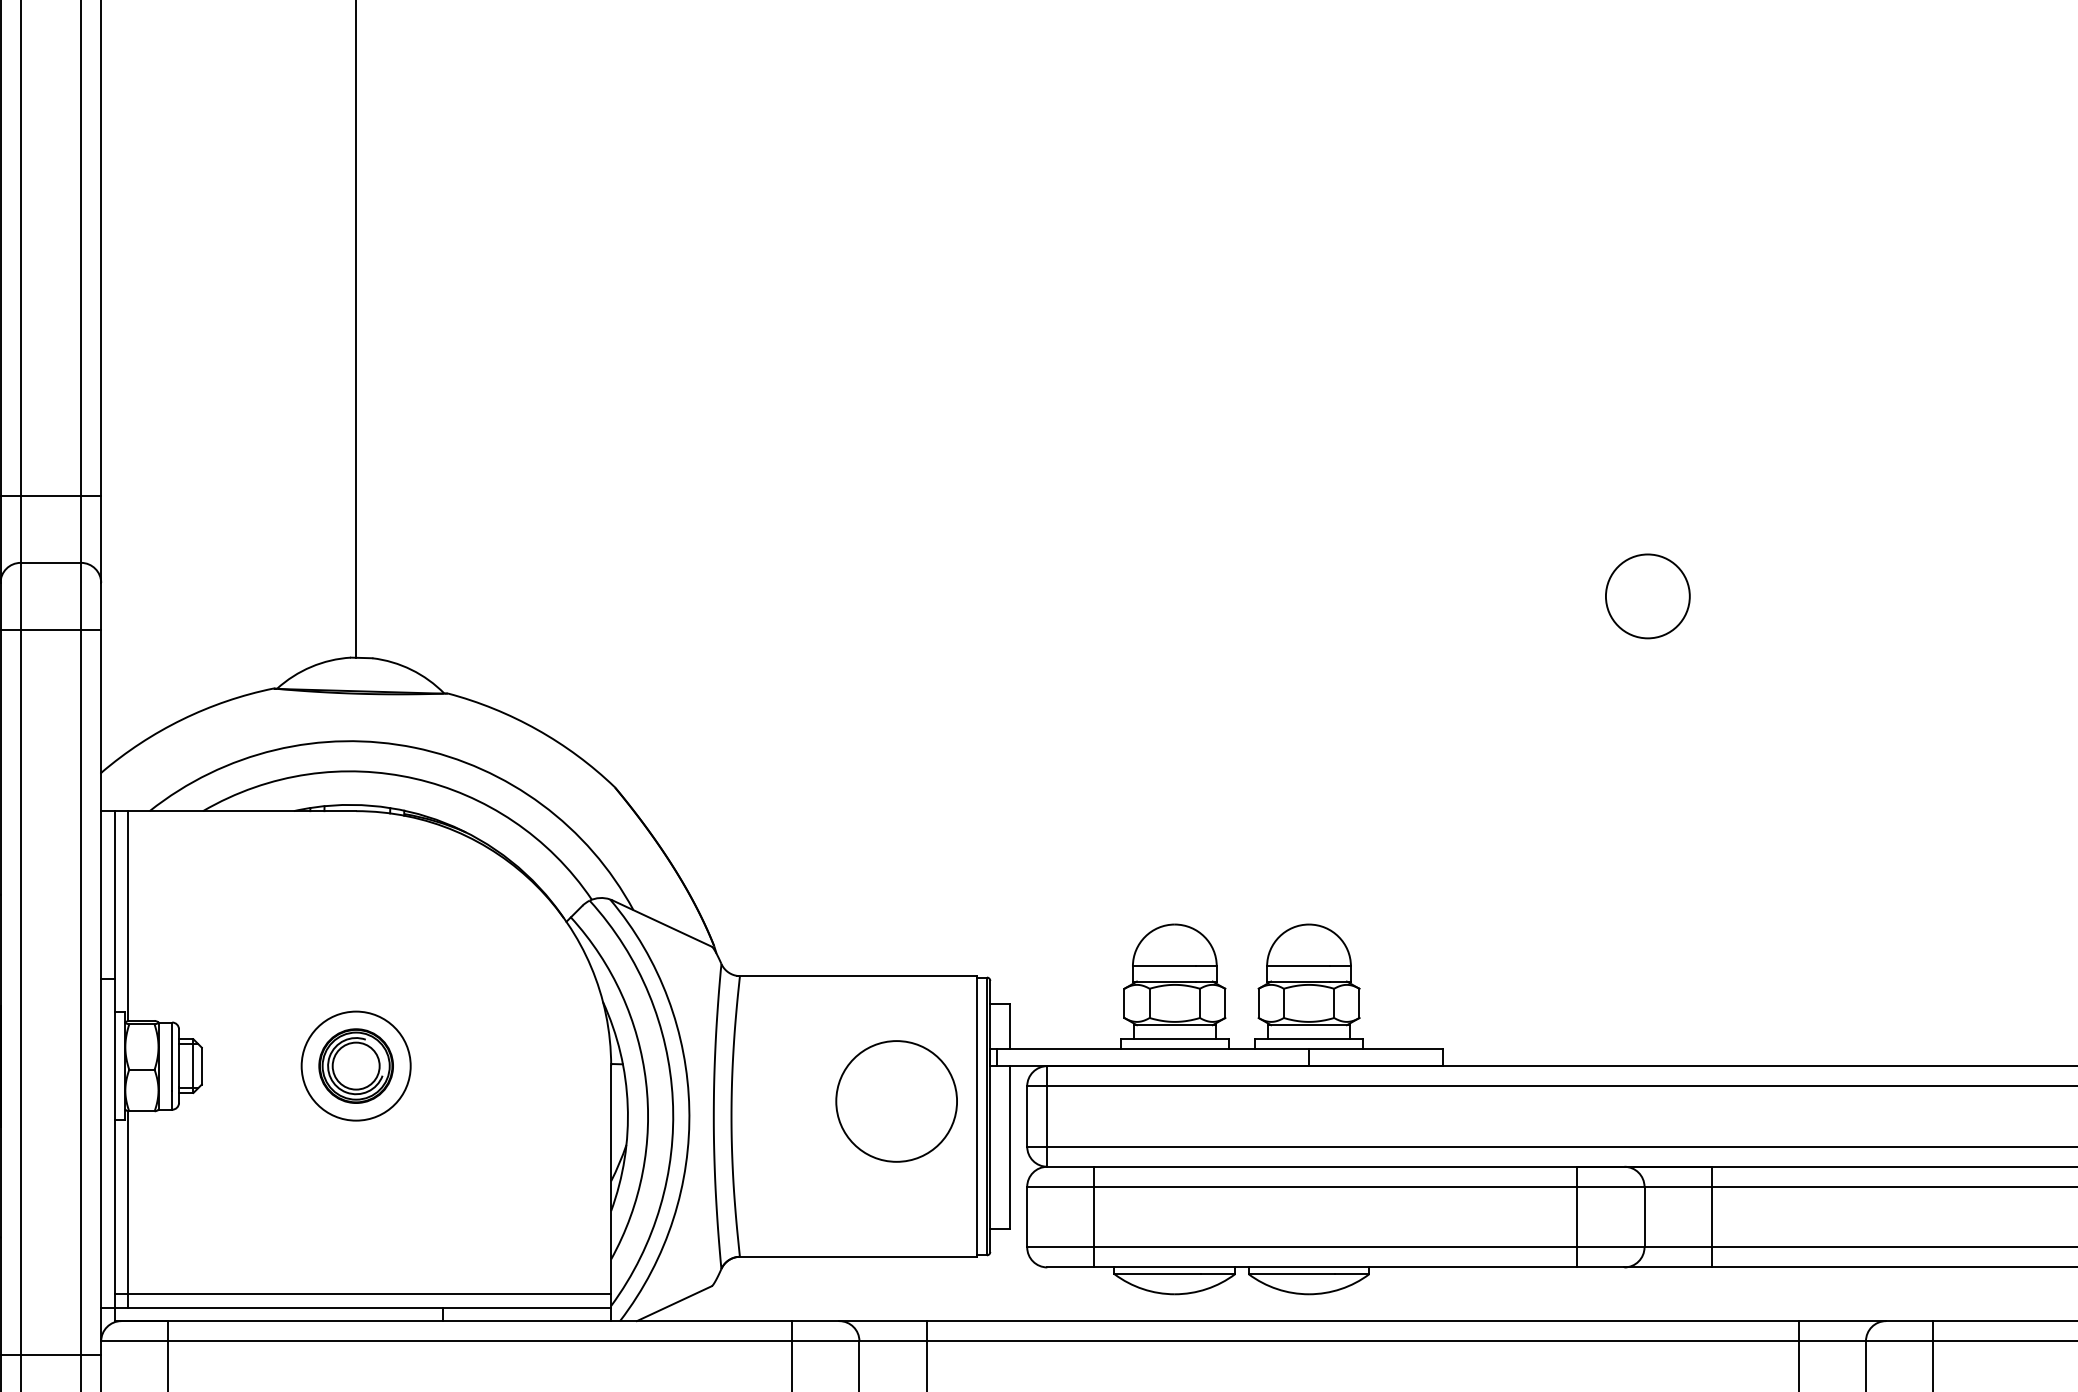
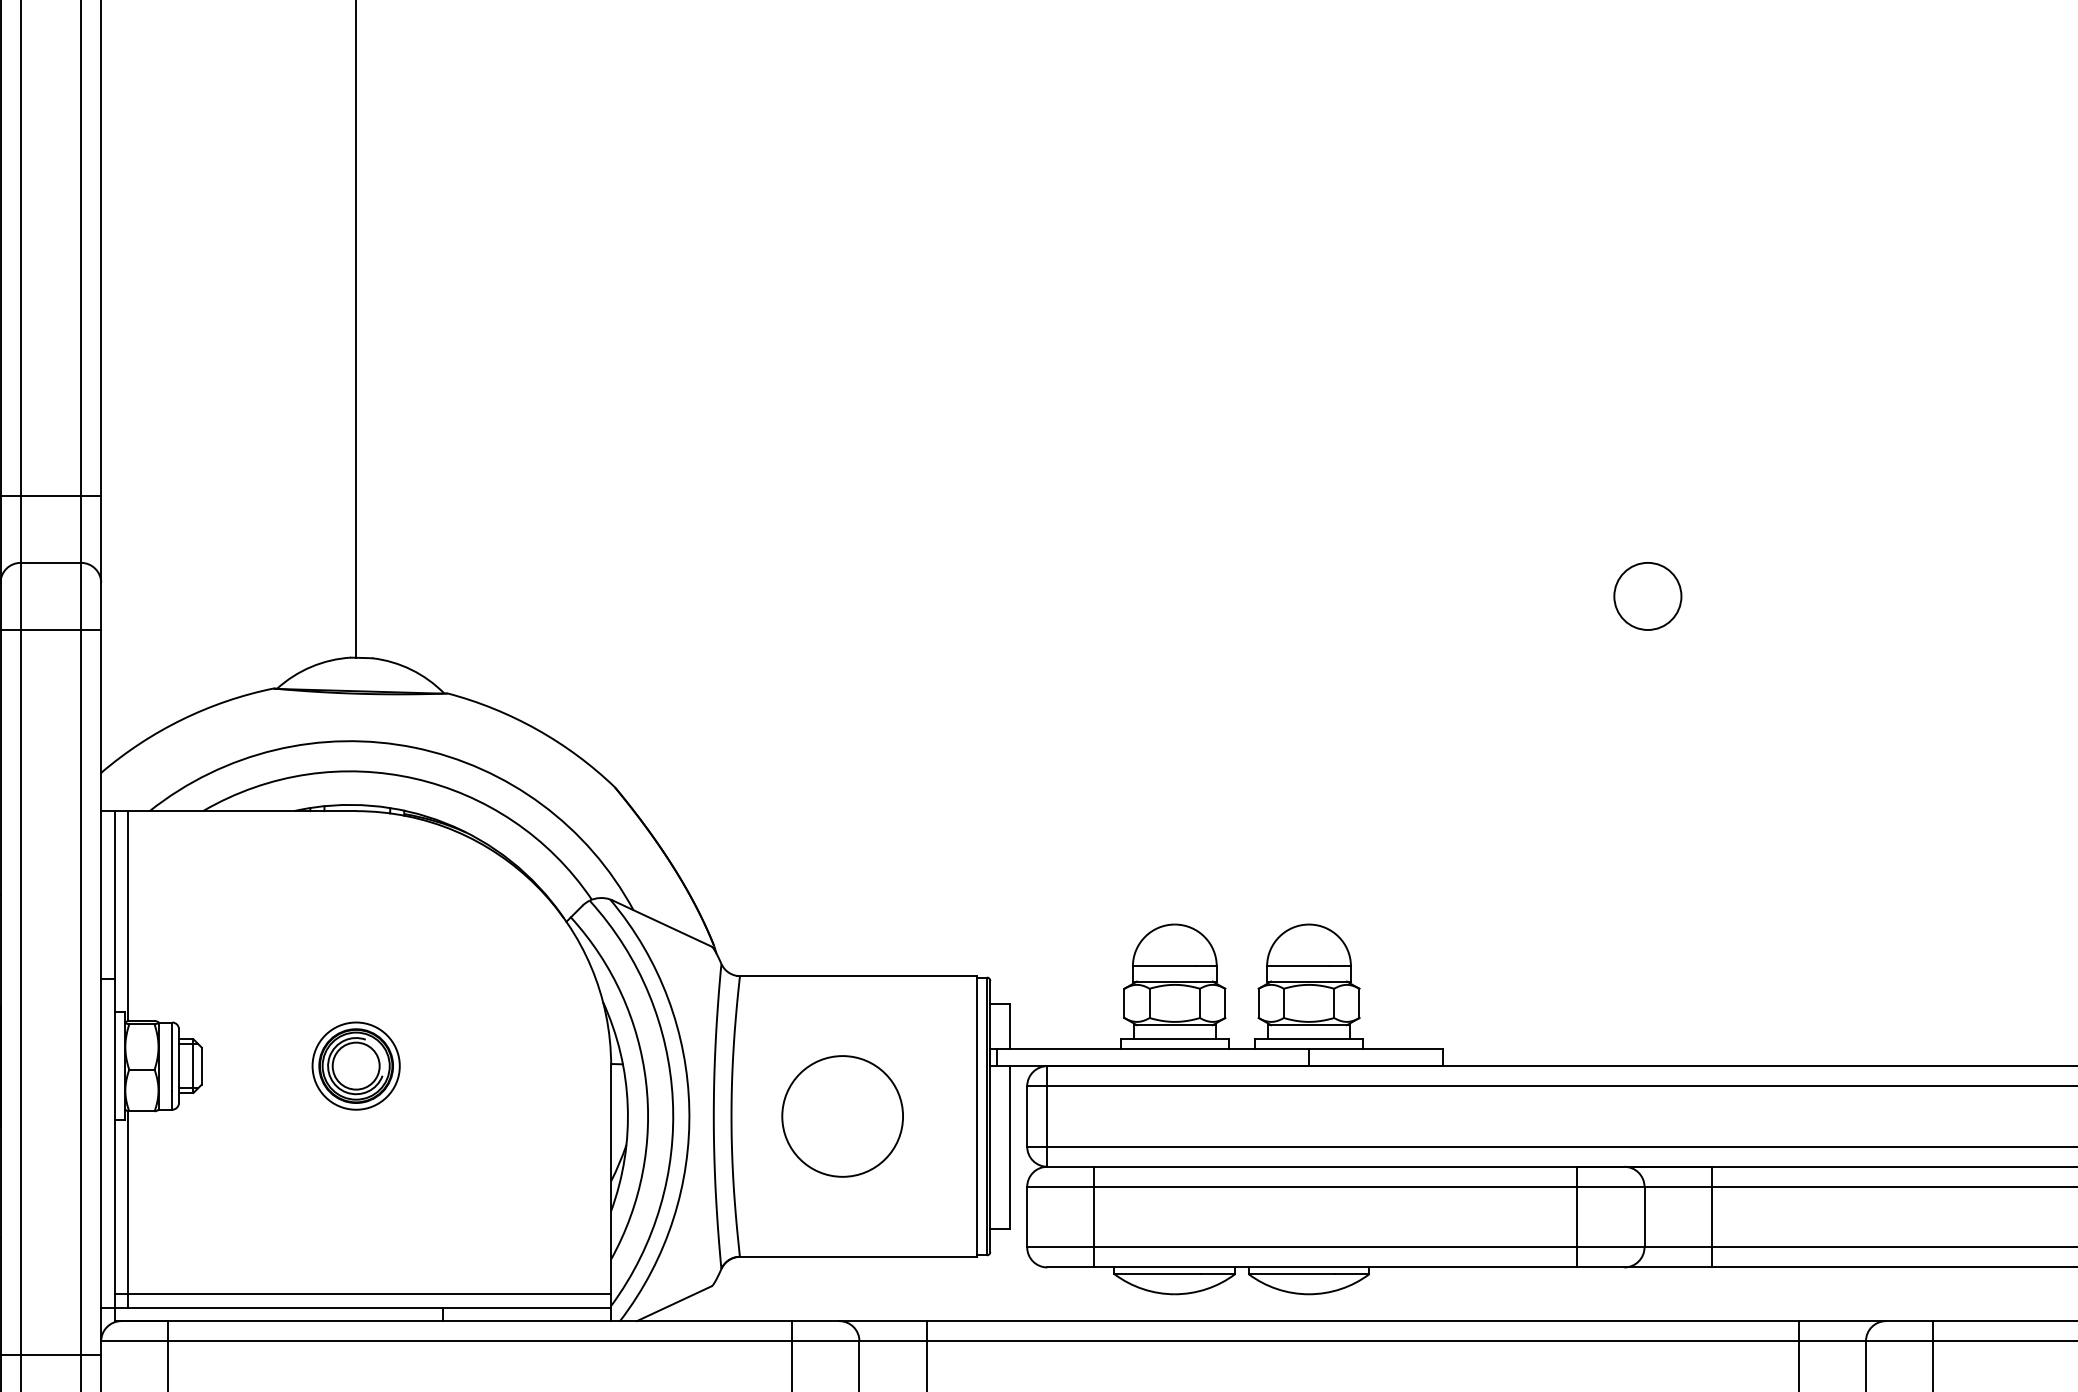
circle diameter: 84 px -> 67 px (1647, 595)
circle diameter: 109 px -> 87 px (355, 1065)
circle position: (896, 1101) -> (842, 1116) (842, 1116)
